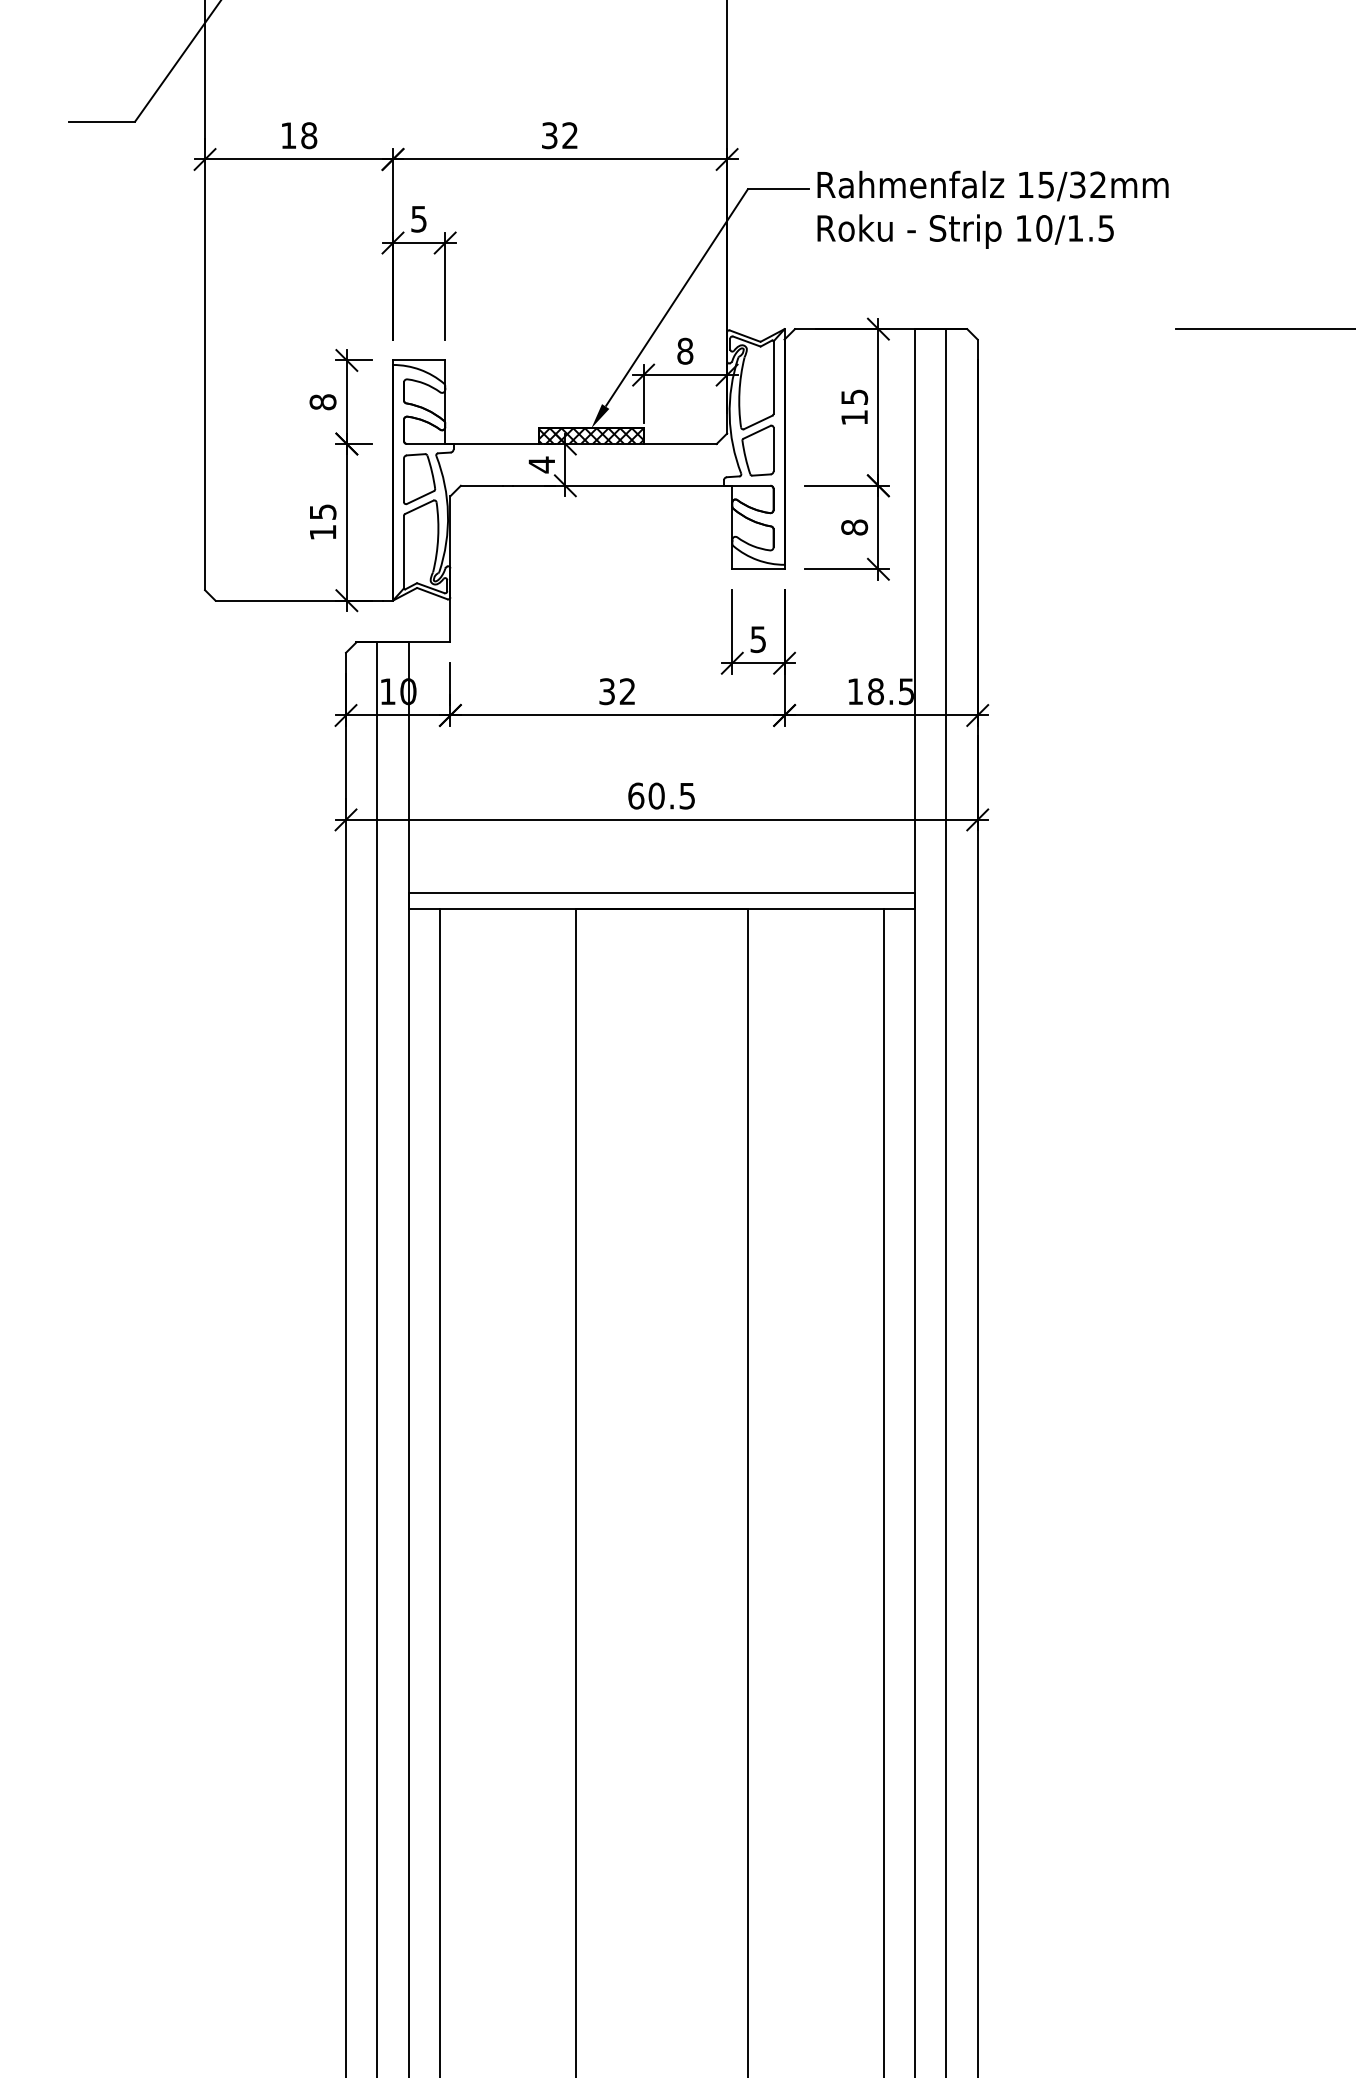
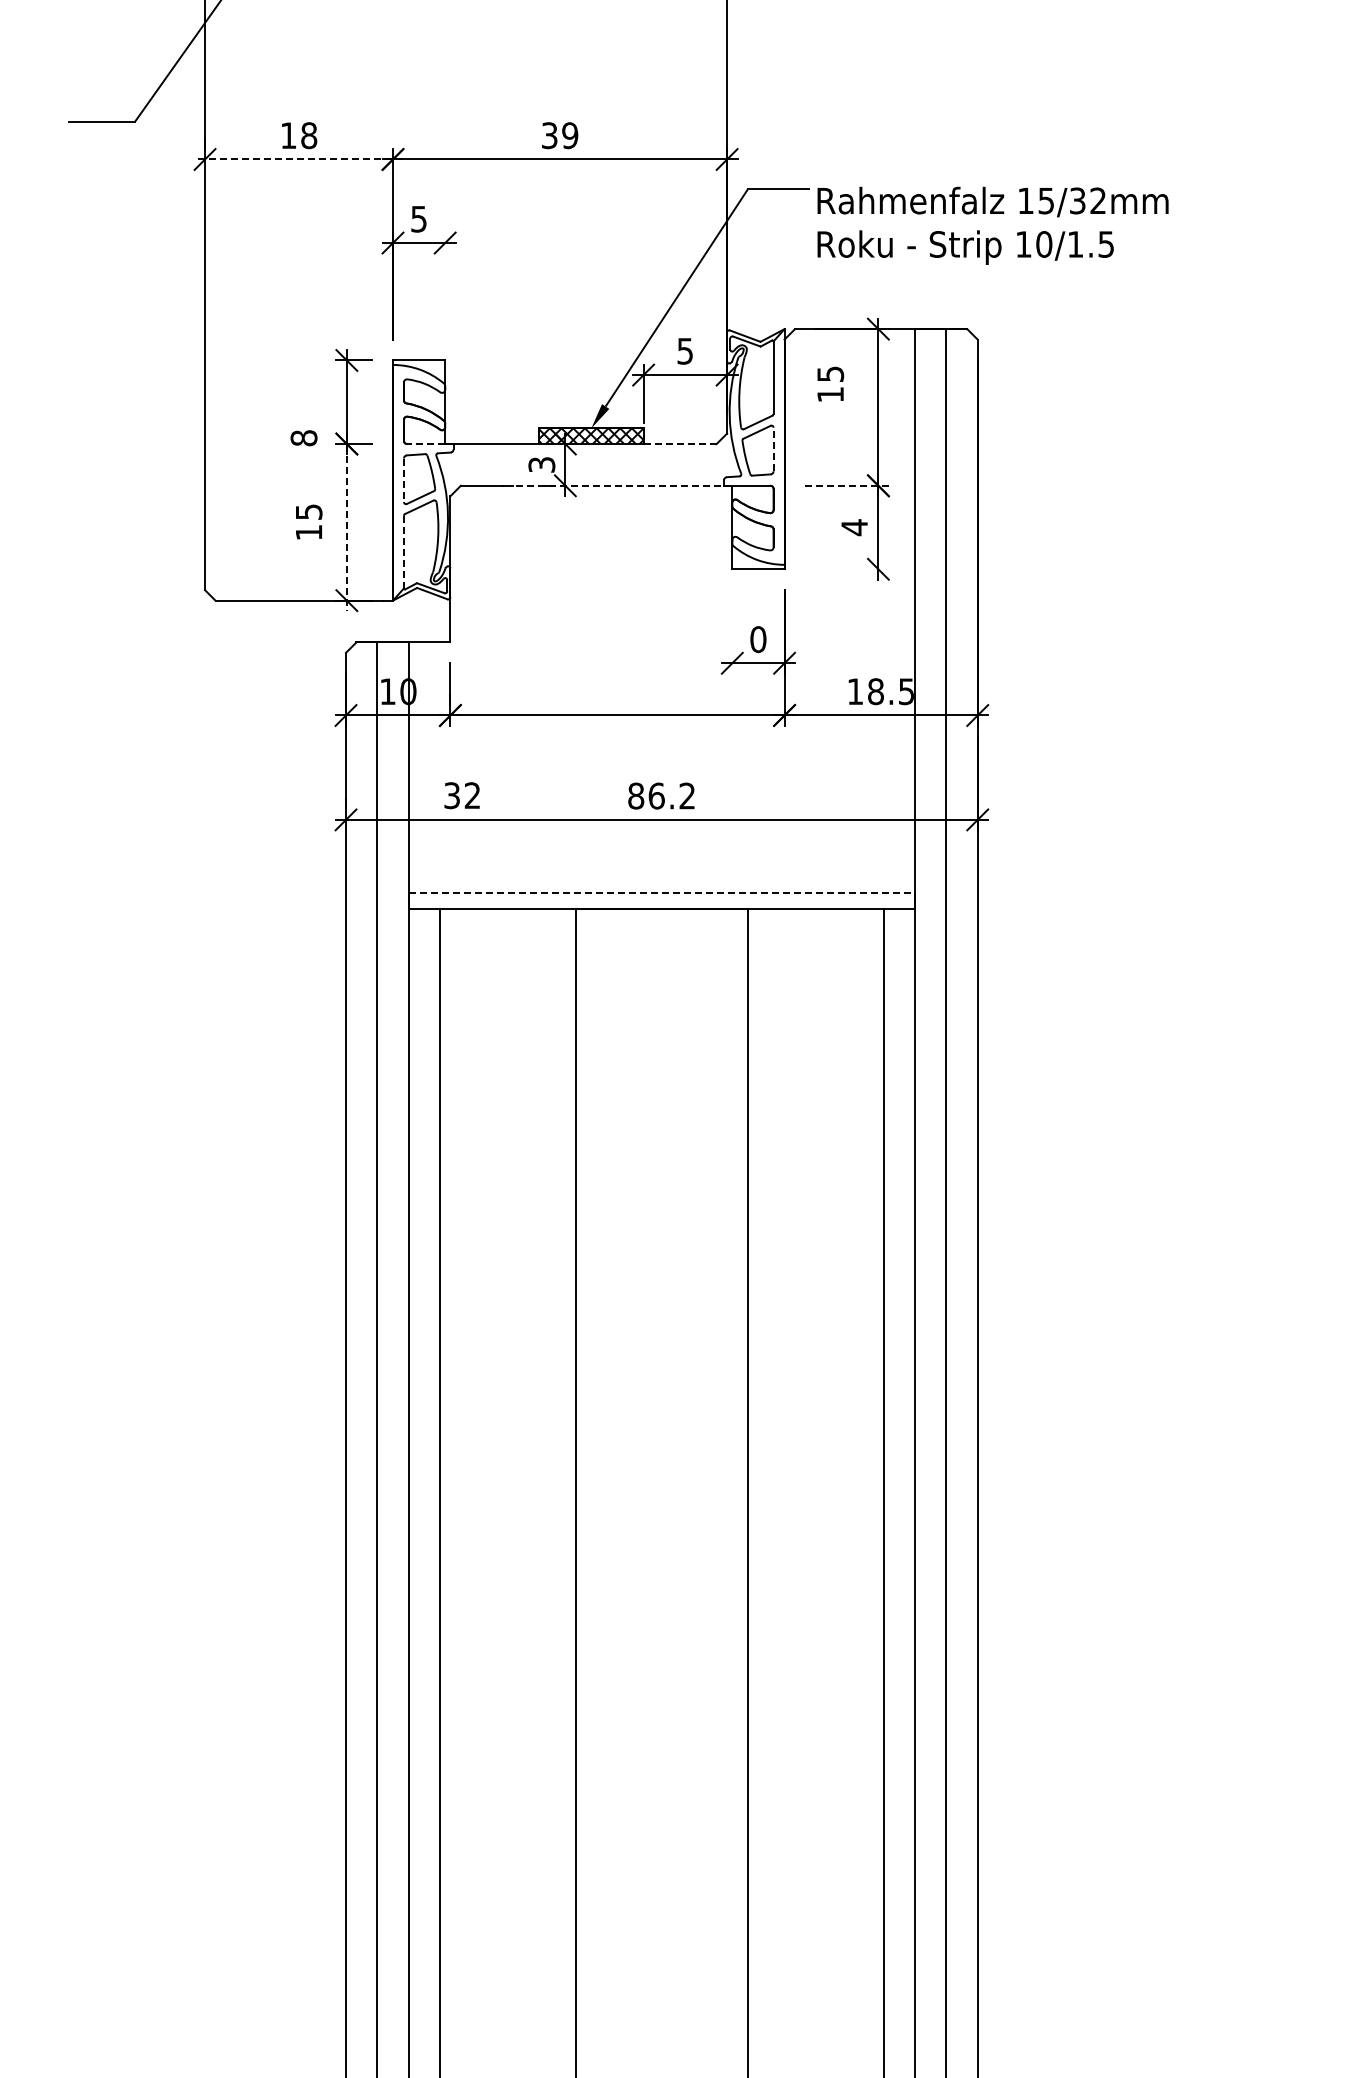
text: 32 -> 39 (570, 135)
line: solid -> dashed (298, 159)
text position: (992, 209) -> (992, 225) (992, 225)
line: present -> none (445, 285)
line: present -> none (1264, 329)
text: 8 -> 5 (685, 350)
text position: (322, 402) -> (303, 438) (303, 438)
text position: (854, 406) -> (830, 383) (830, 383)
line: solid -> dashed (425, 444)
line: solid -> dashed (680, 444)
line: solid -> dashed (773, 449)
text: 4 -> 3 (541, 464)
line: solid -> dashed (403, 480)
line: solid -> dashed (622, 485)
line: solid -> dashed (847, 485)
text position: (323, 521) -> (309, 521) (309, 521)
line: solid -> dashed (346, 522)
text: 8 -> 4 (854, 527)
line: solid -> dashed (403, 552)
line: present -> none (846, 569)
line: present -> none (732, 631)
text: 5 -> 0 (758, 639)
text position: (616, 691) -> (461, 795) (461, 795)
text: 60.5 -> 86.2 (661, 795)
line: solid -> dashed (662, 893)
